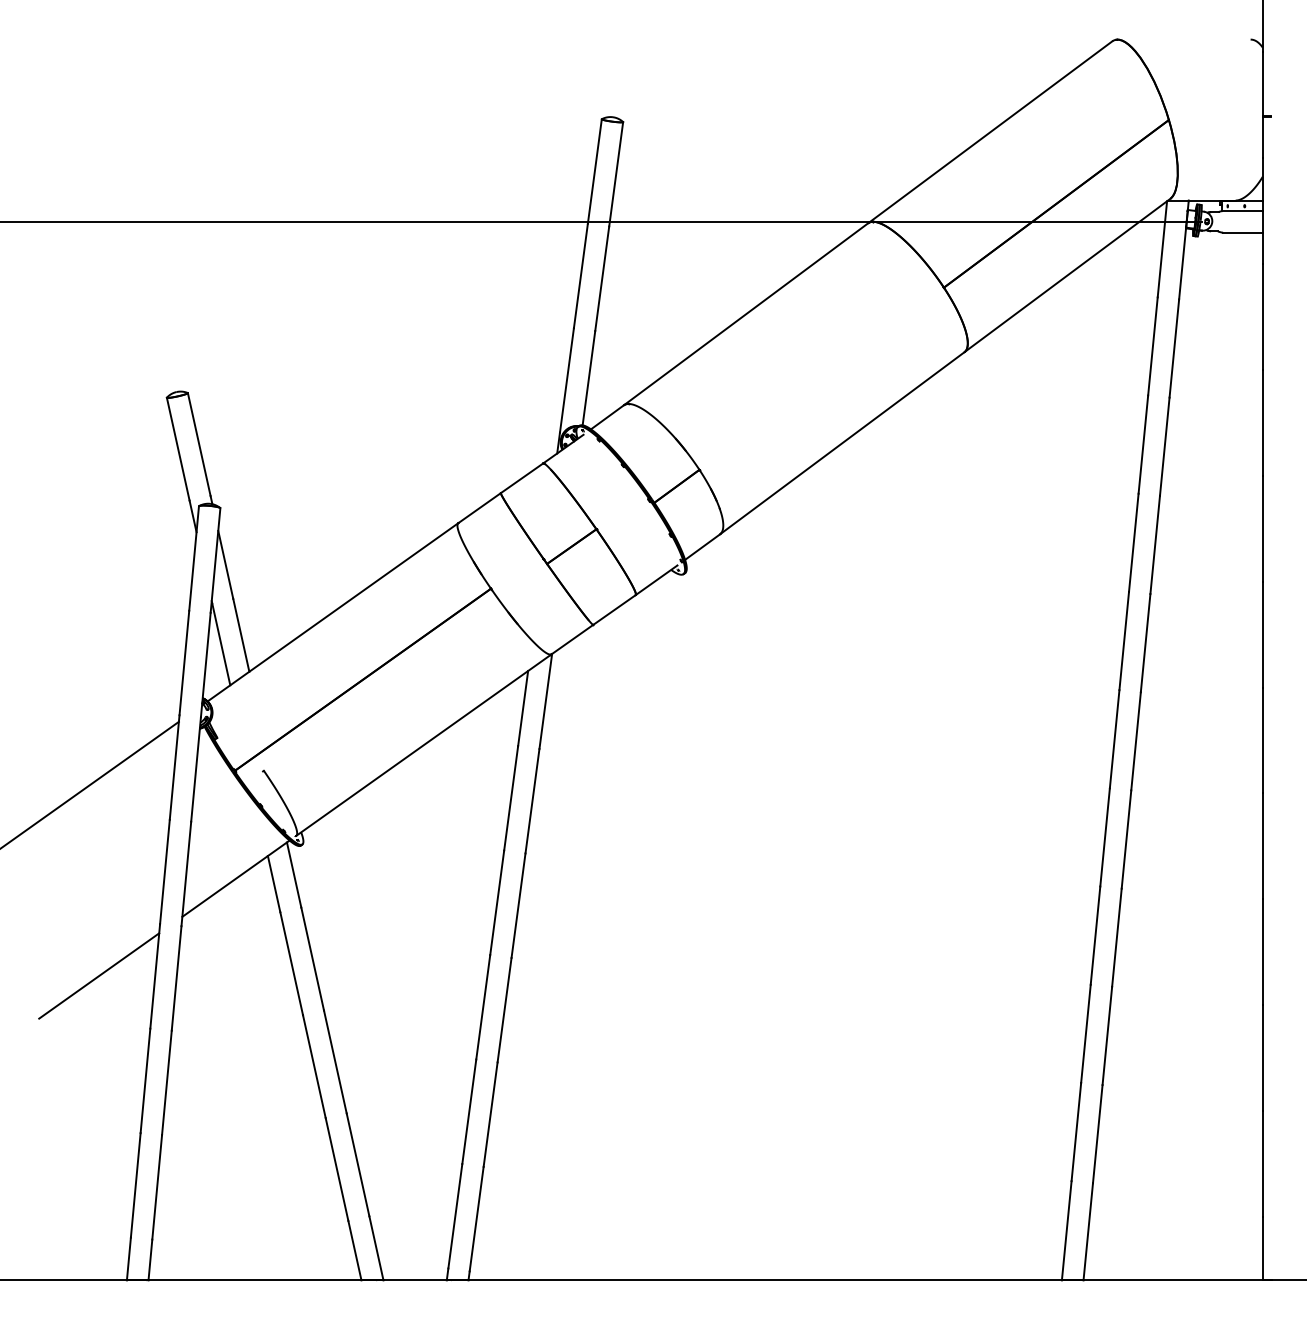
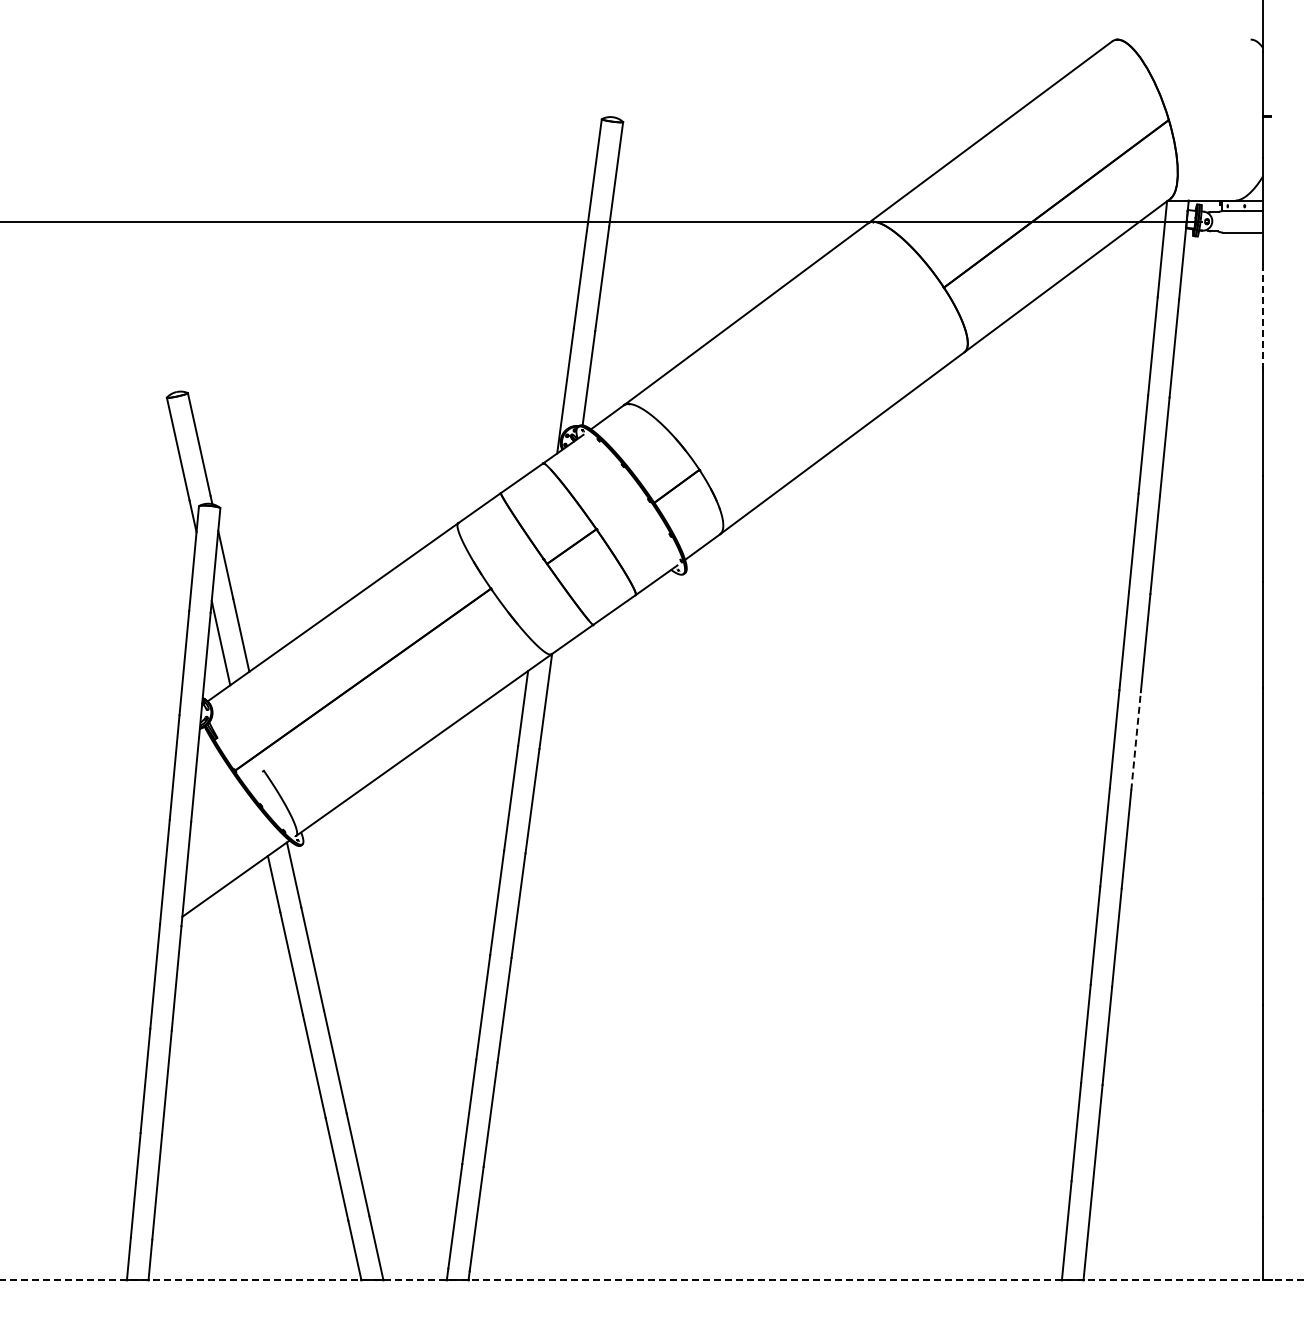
line: solid -> dashed (1262, 316)
line: solid -> dashed (1136, 740)
line: present -> none (90, 784)
line: present -> none (99, 975)
line: solid -> dashed (654, 1280)
